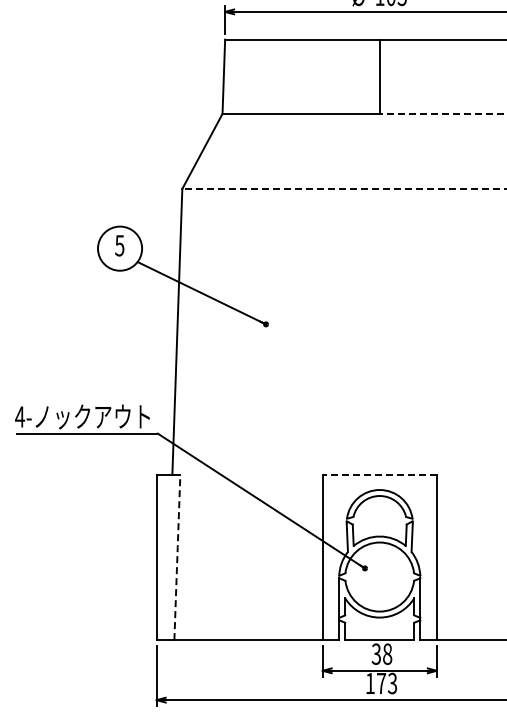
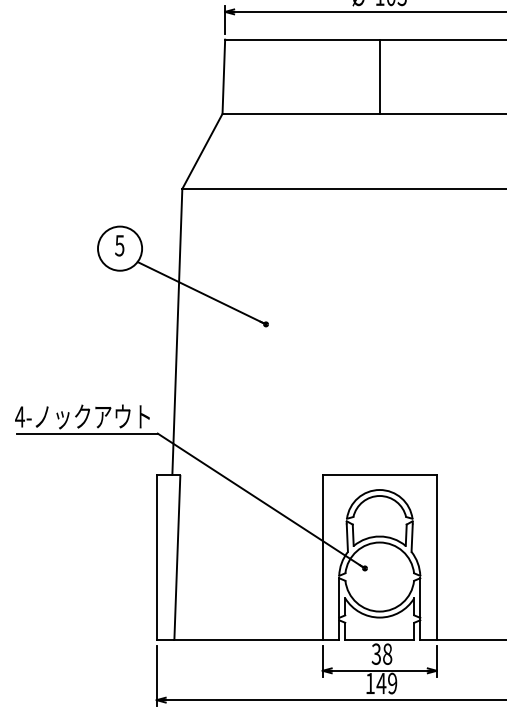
line: dashed -> solid (442, 113)
line: dashed -> solid (344, 188)
line: dashed -> solid (379, 474)
line: dashed -> solid (177, 556)
text: 173 -> 149 (386, 683)
